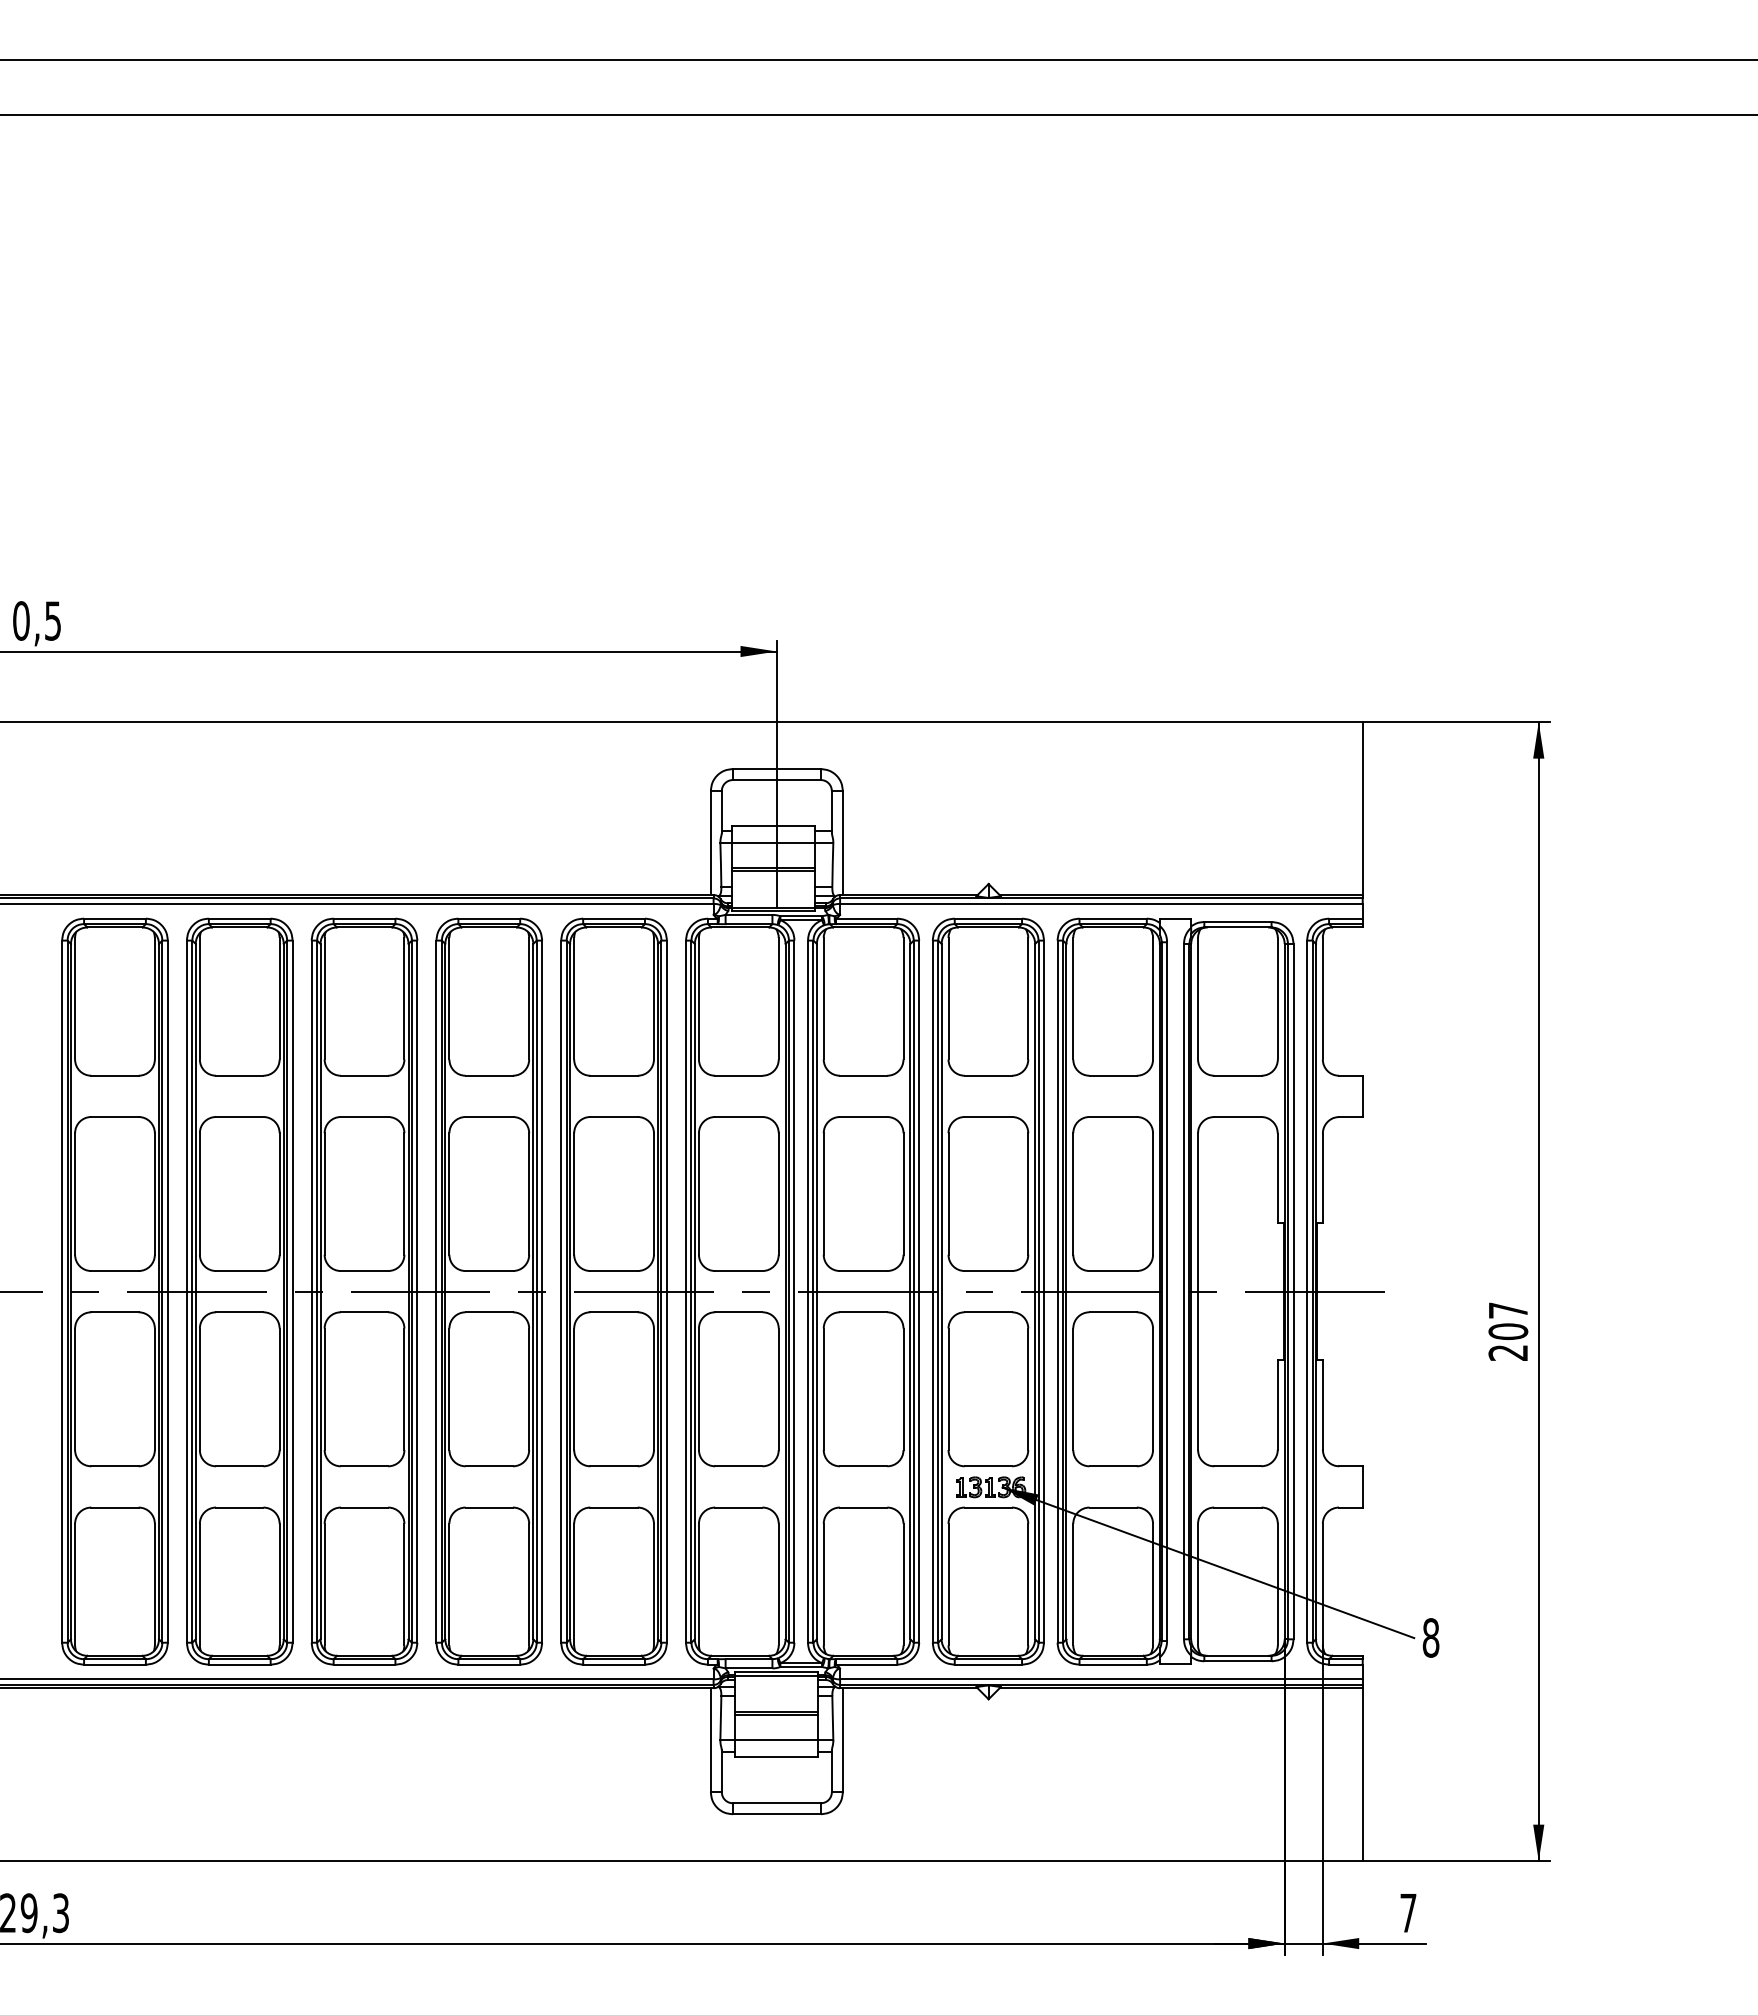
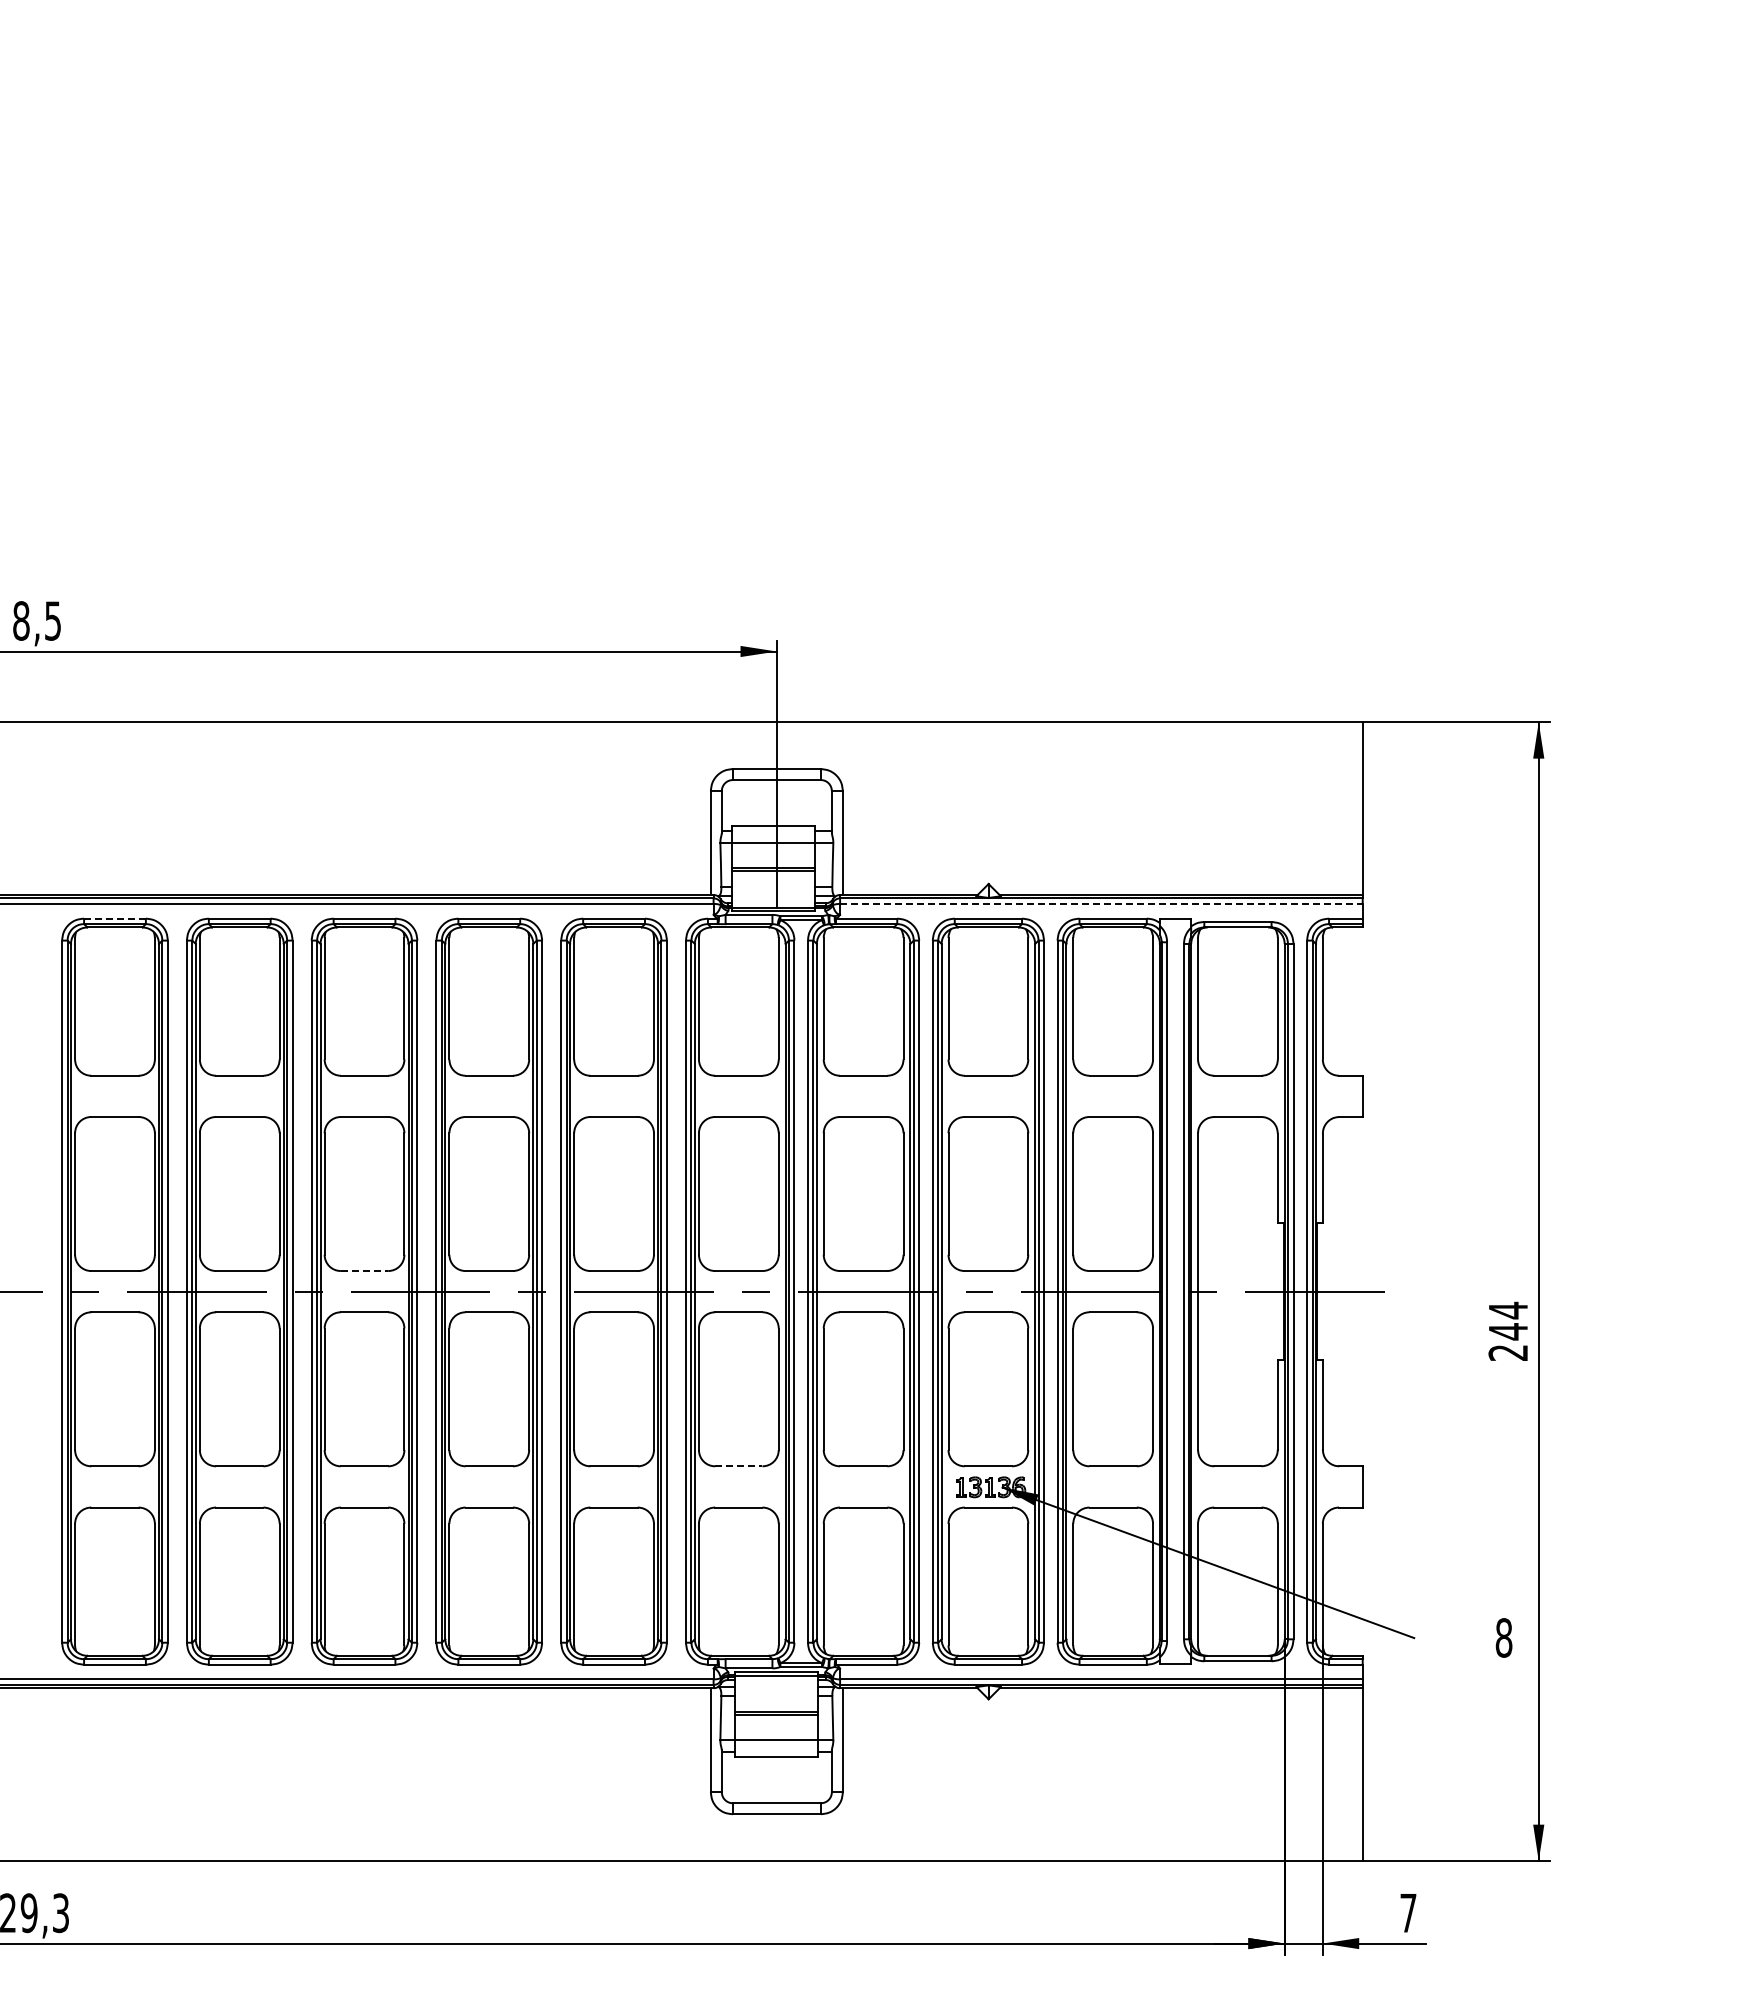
line: present -> none (878, 60)
line: present -> none (878, 115)
text: 0,5 -> 8,5 (21, 620)
line: solid -> dashed (1101, 903)
line: solid -> dashed (114, 918)
line: solid -> dashed (364, 1271)
text: 207 -> 244 (1508, 1320)
line: solid -> dashed (738, 1466)
text position: (1430, 1637) -> (1503, 1637) (1503, 1637)
